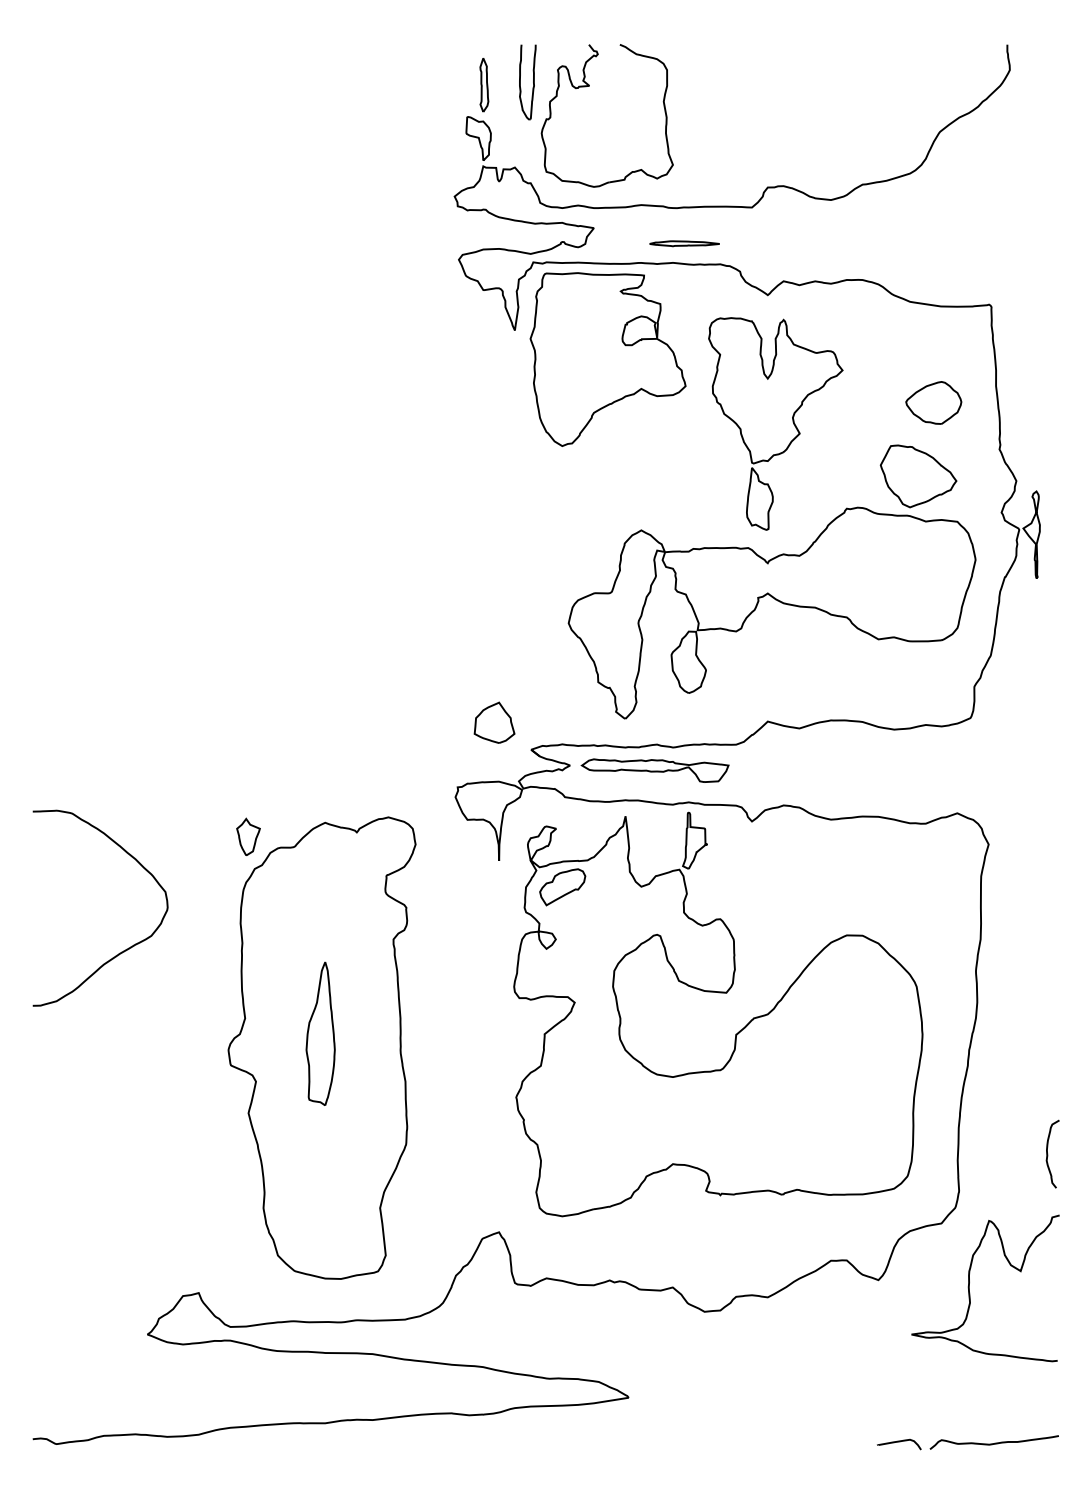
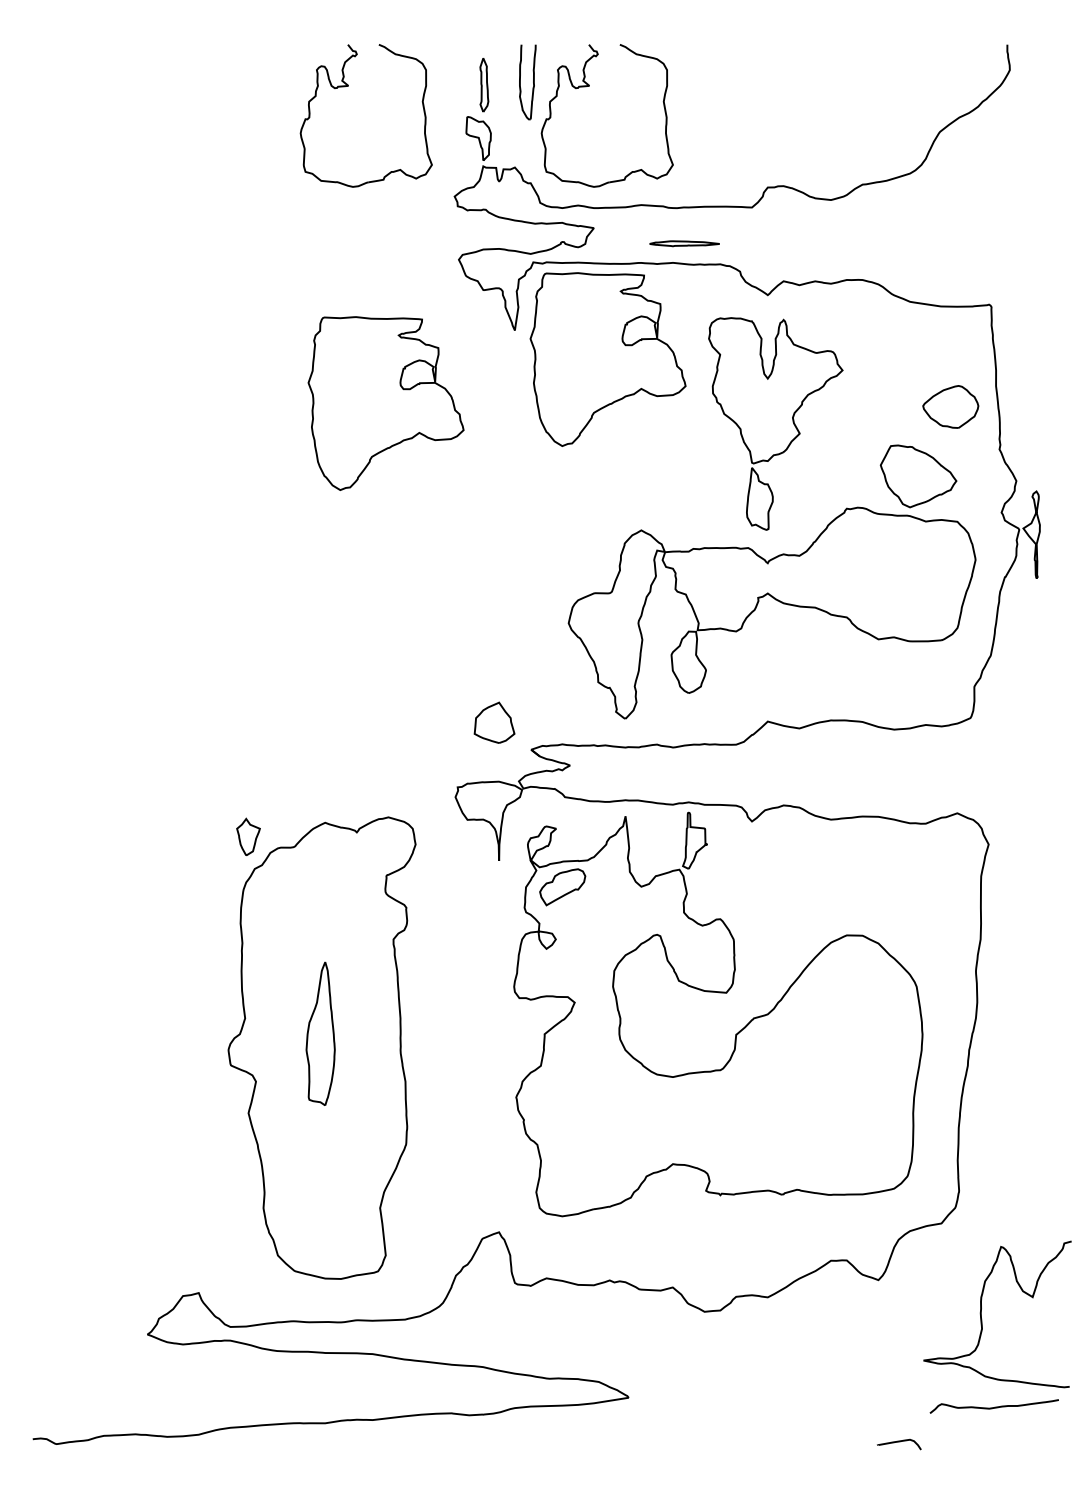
part: none -> present (348, 86)
part position: (933, 402) -> (950, 406) (950, 406)
part: none -> present (385, 403)
part: present -> none (654, 770)
curve: present -> none (121, 951)
curve: present -> none (1048, 1154)
curve position: (970, 1293) -> (982, 1319) (982, 1319)
curve position: (994, 1442) -> (994, 1406) (994, 1406)
